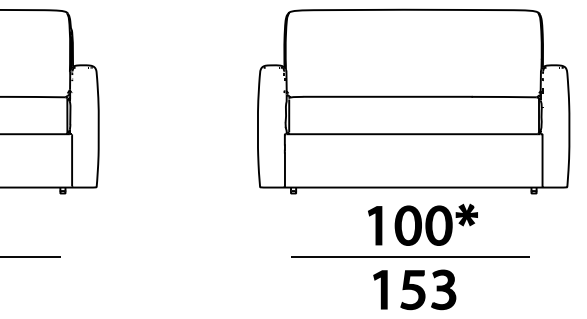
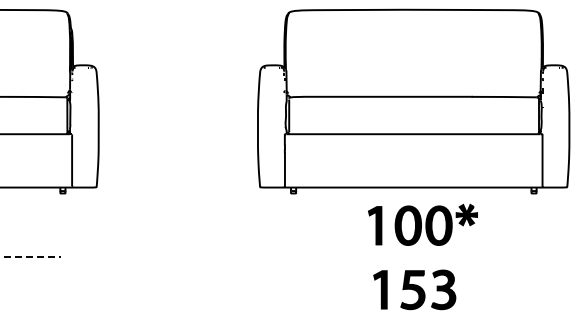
line: present -> none (410, 256)
line: solid -> dashed (31, 257)
